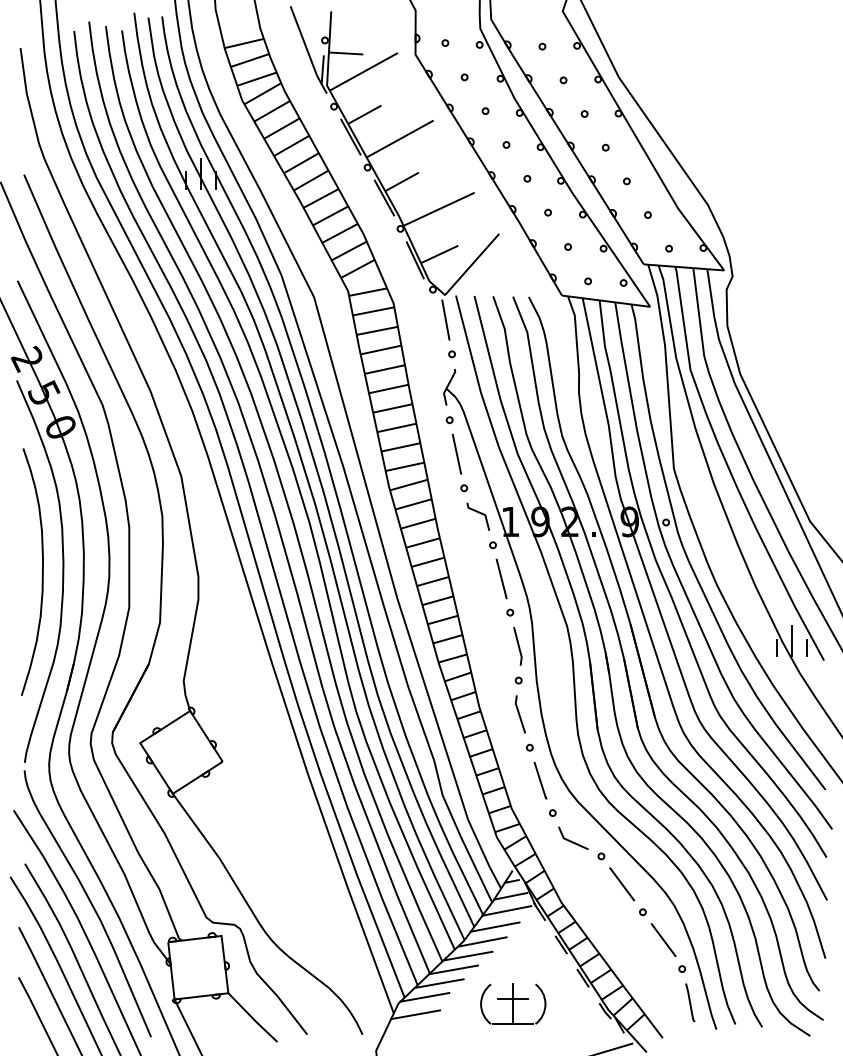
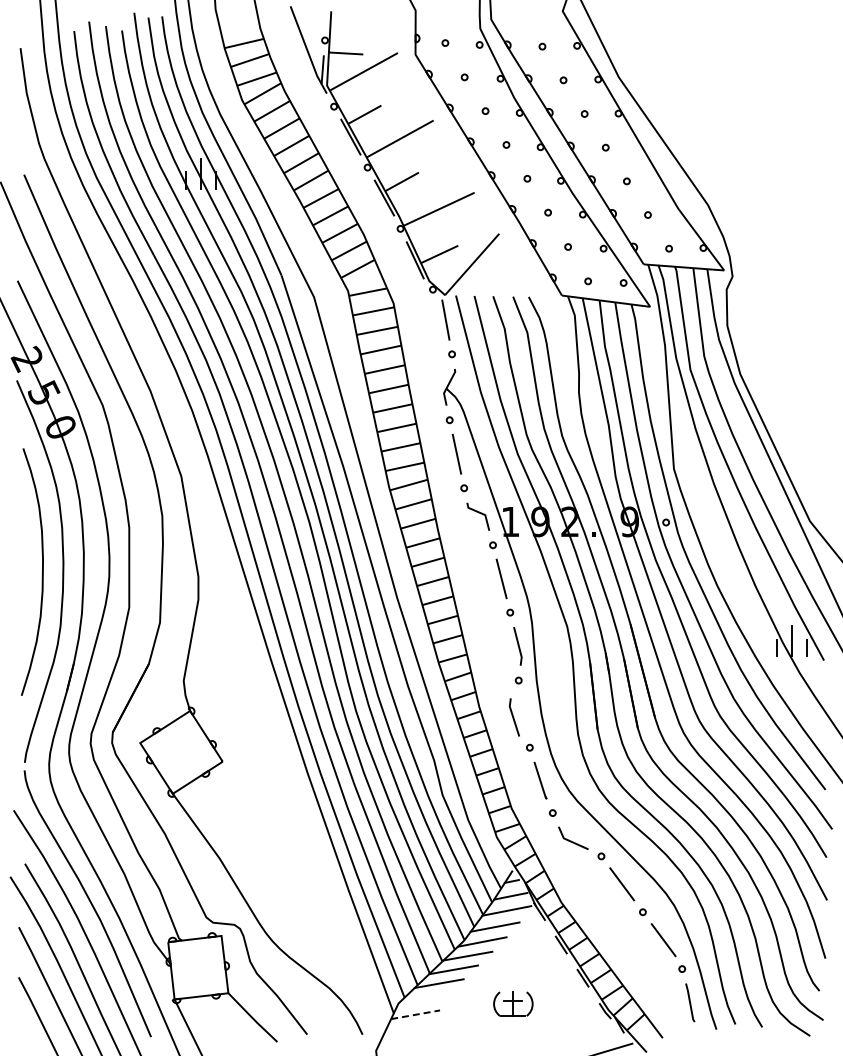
line position: (519, 714) -> (513, 717) (513, 717)
line: present -> none (424, 997)
part size: 67x42 px -> 41x26 px (513, 1003)
line: solid -> dashed (415, 1014)
